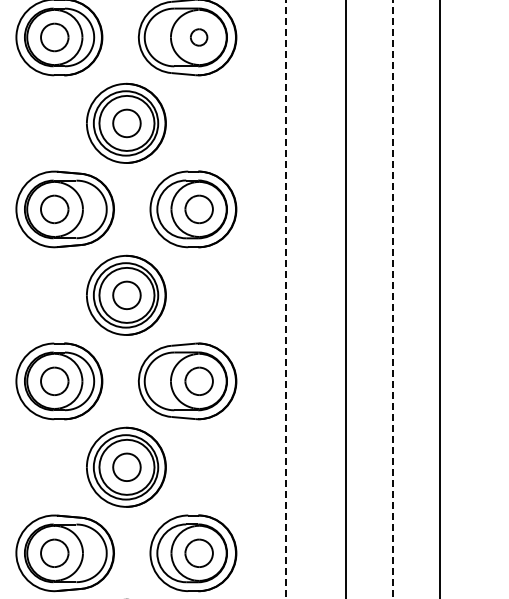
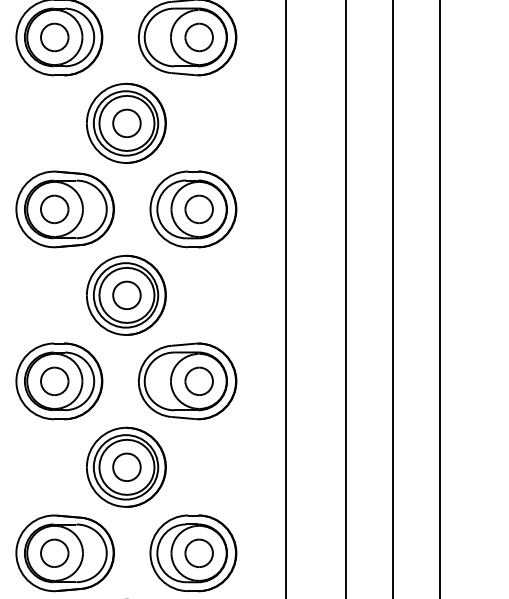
part size: 19x19 px -> 30x31 px (198, 37)
line: dashed -> solid (286, 299)
line: dashed -> solid (393, 299)
